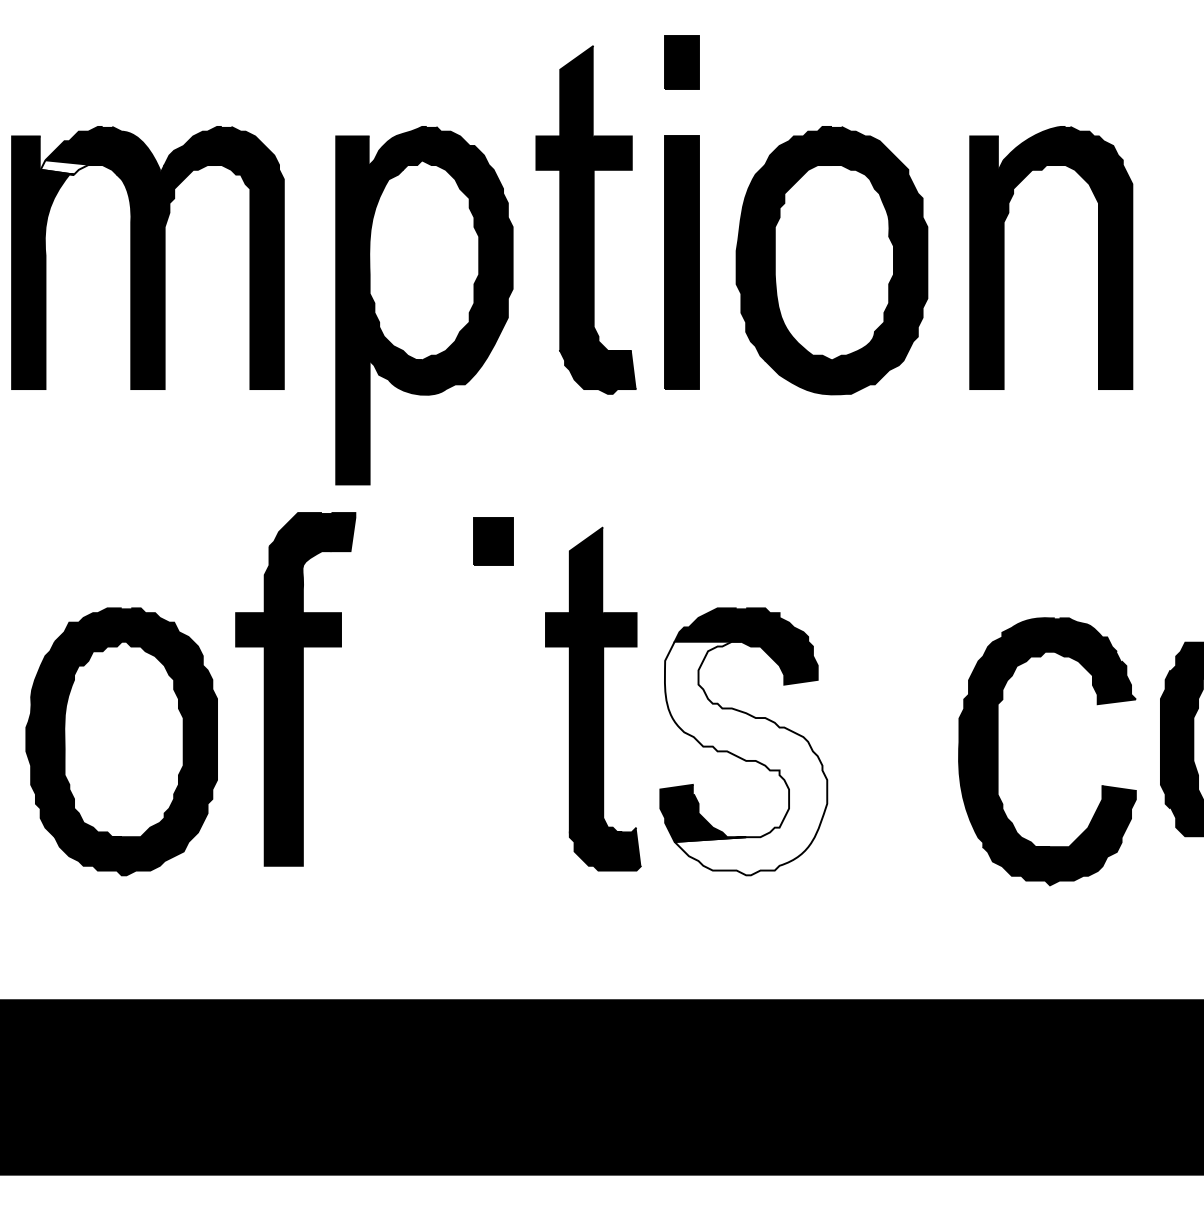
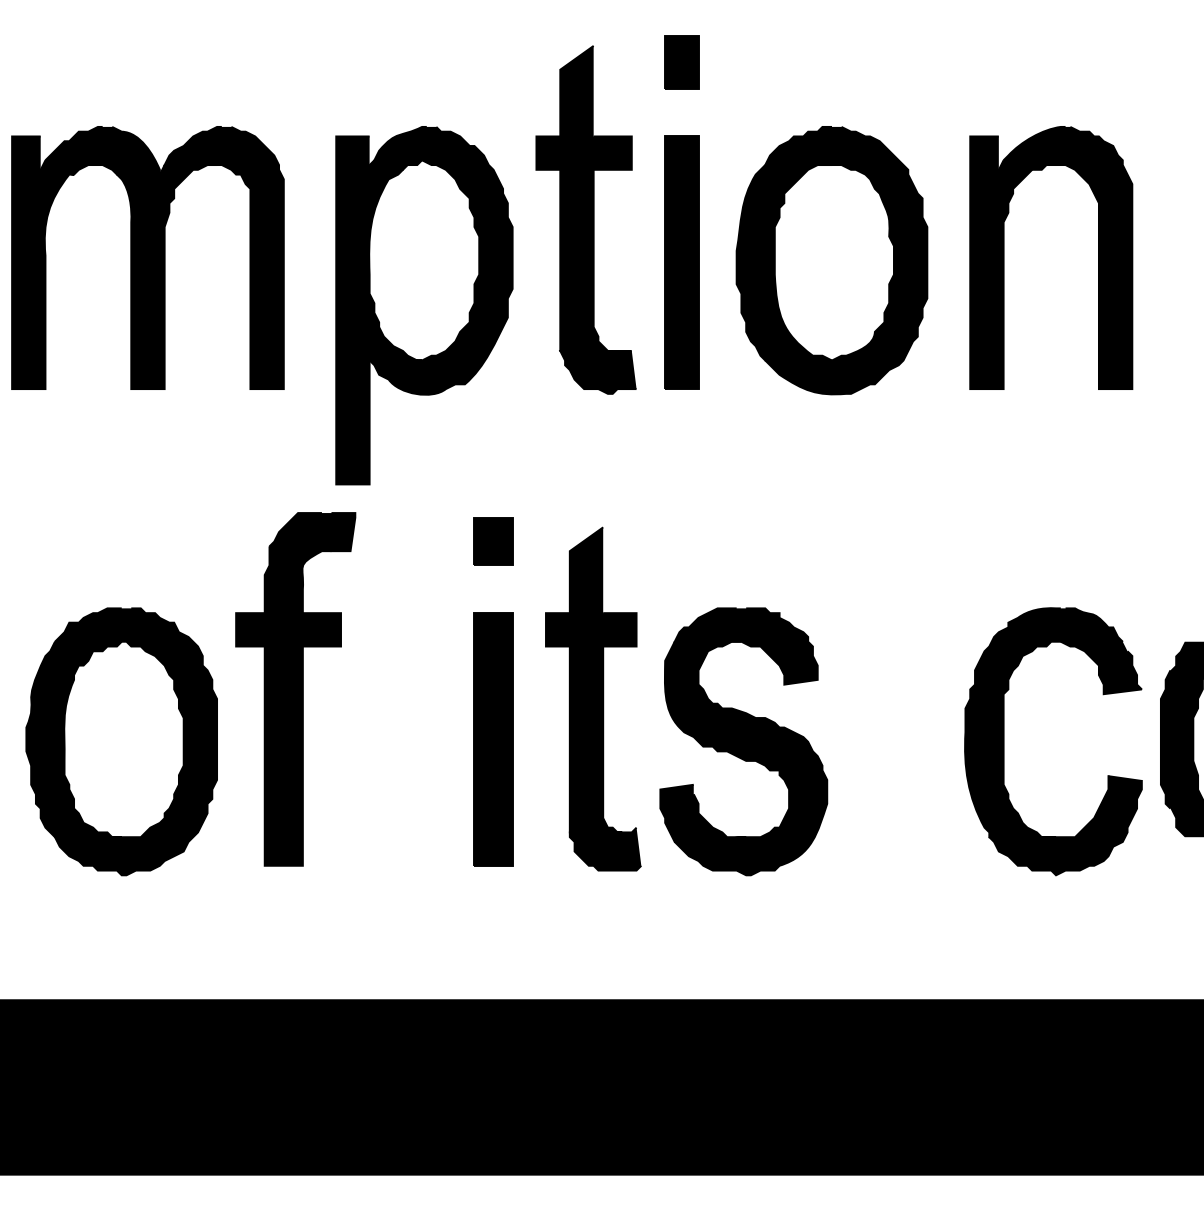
fill: none -> present (66, 167)
part: none -> present (493, 739)
part position: (998, 751) -> (1004, 741) (1004, 741)
fill: none -> present (745, 758)
